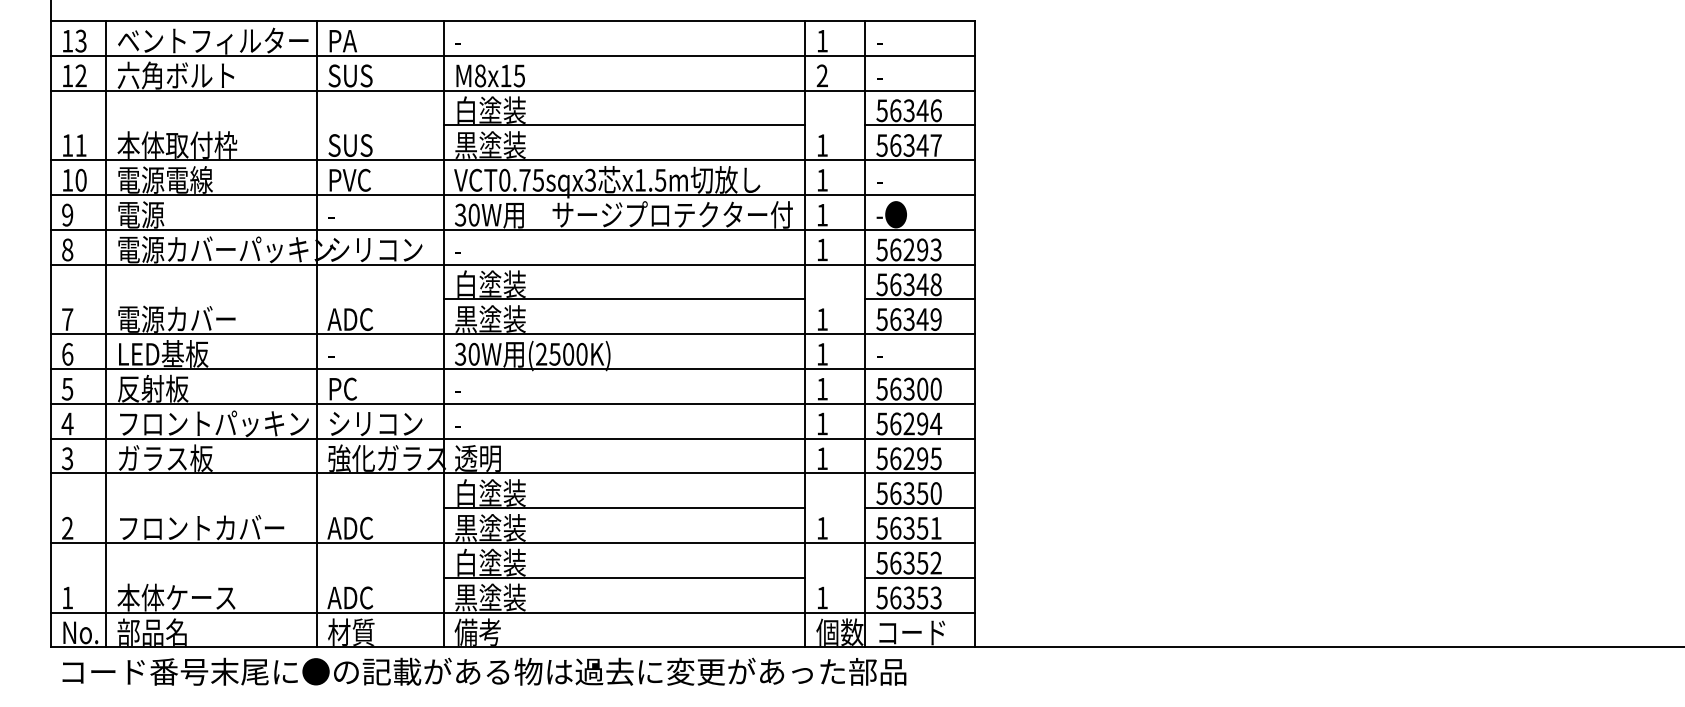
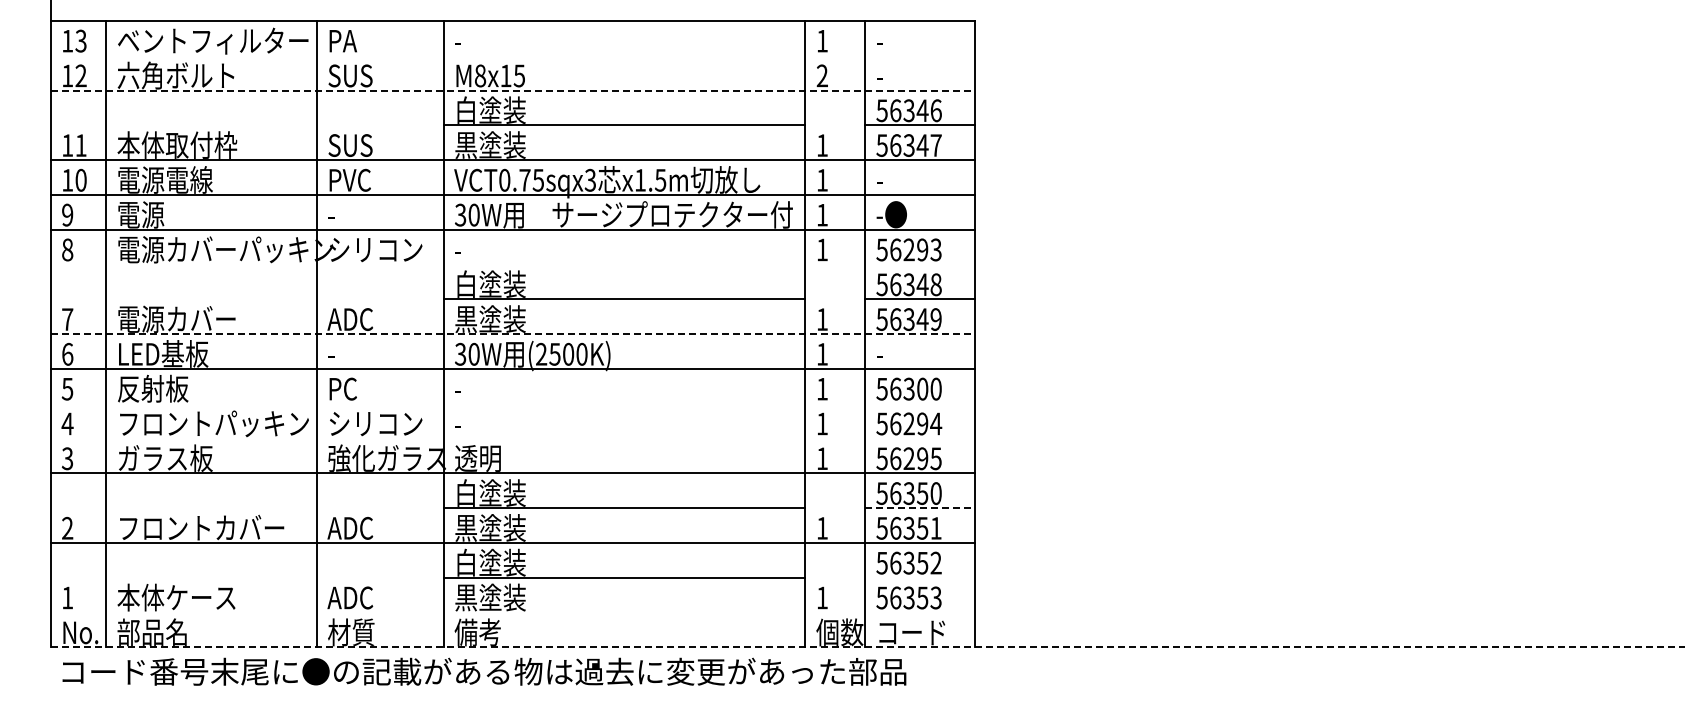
line: present -> none (512, 55)
line: solid -> dashed (513, 90)
line: present -> none (512, 264)
line: solid -> dashed (513, 334)
line: present -> none (512, 403)
line: present -> none (512, 438)
line: solid -> dashed (920, 508)
line: present -> none (920, 577)
line: present -> none (512, 612)
line: solid -> dashed (867, 647)
